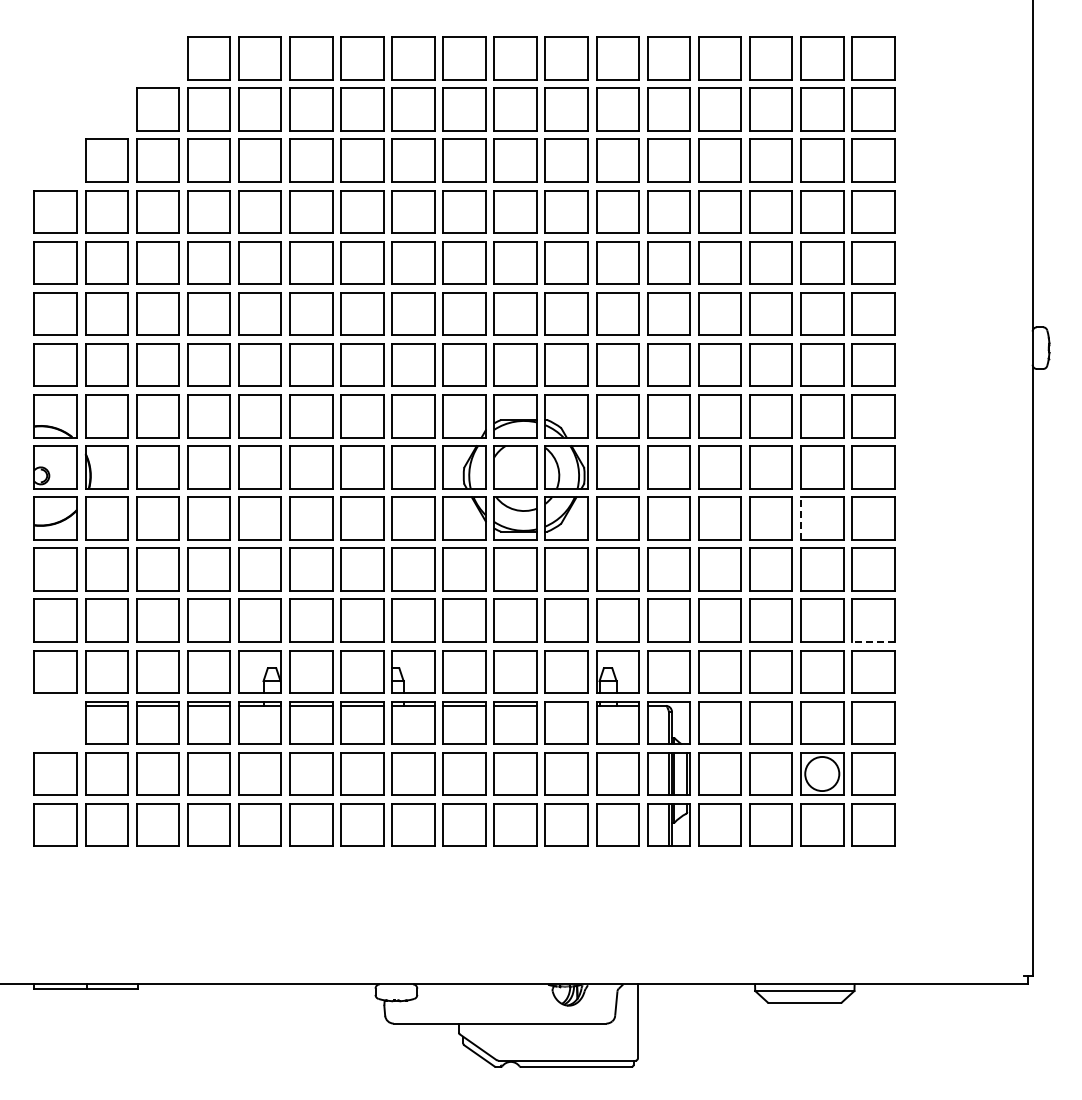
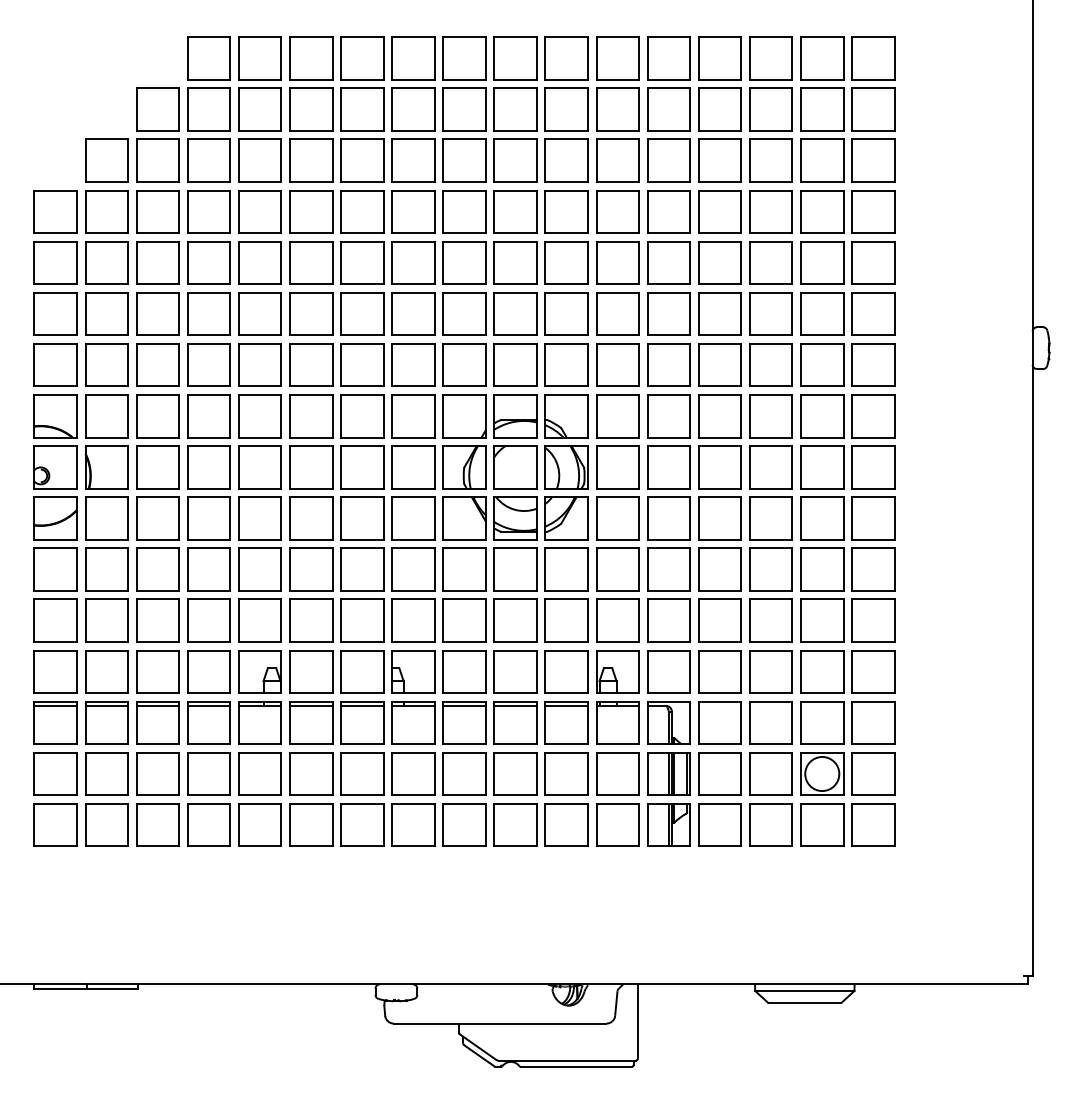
line: dashed -> solid (800, 518)
line: dashed -> solid (872, 642)
line: none -> present (566, 705)
part: none -> present (55, 722)
